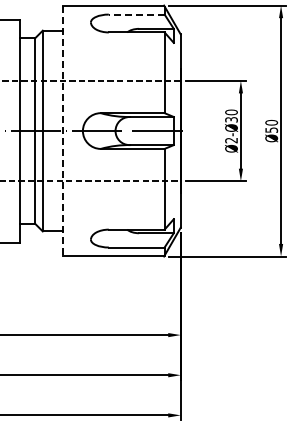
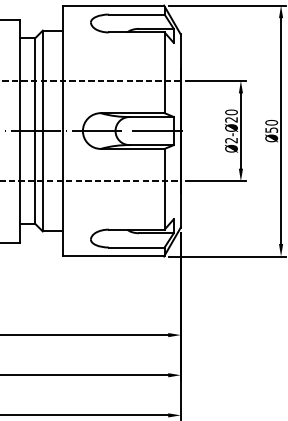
line: dashed -> solid (136, 14)
text: 30 -> 20 (231, 119)
line: dashed -> solid (62, 131)
